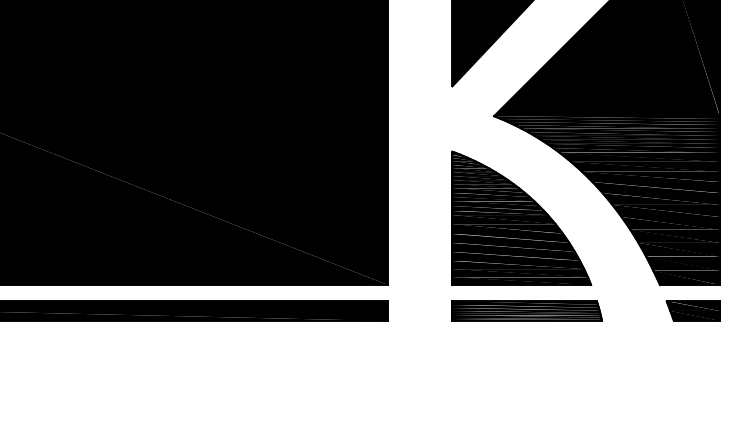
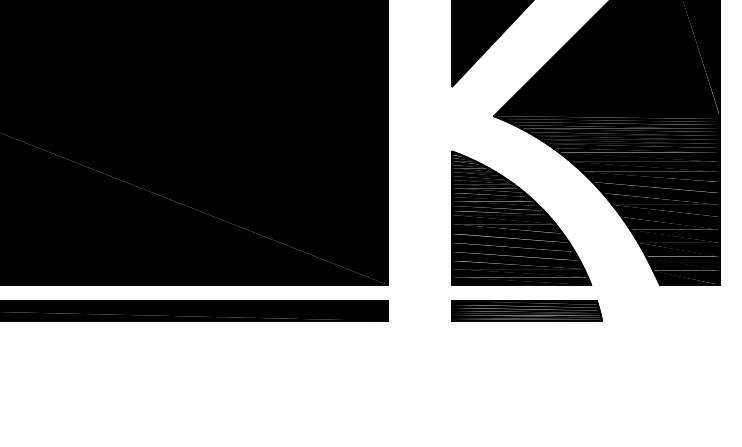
part: present -> none (692, 310)
